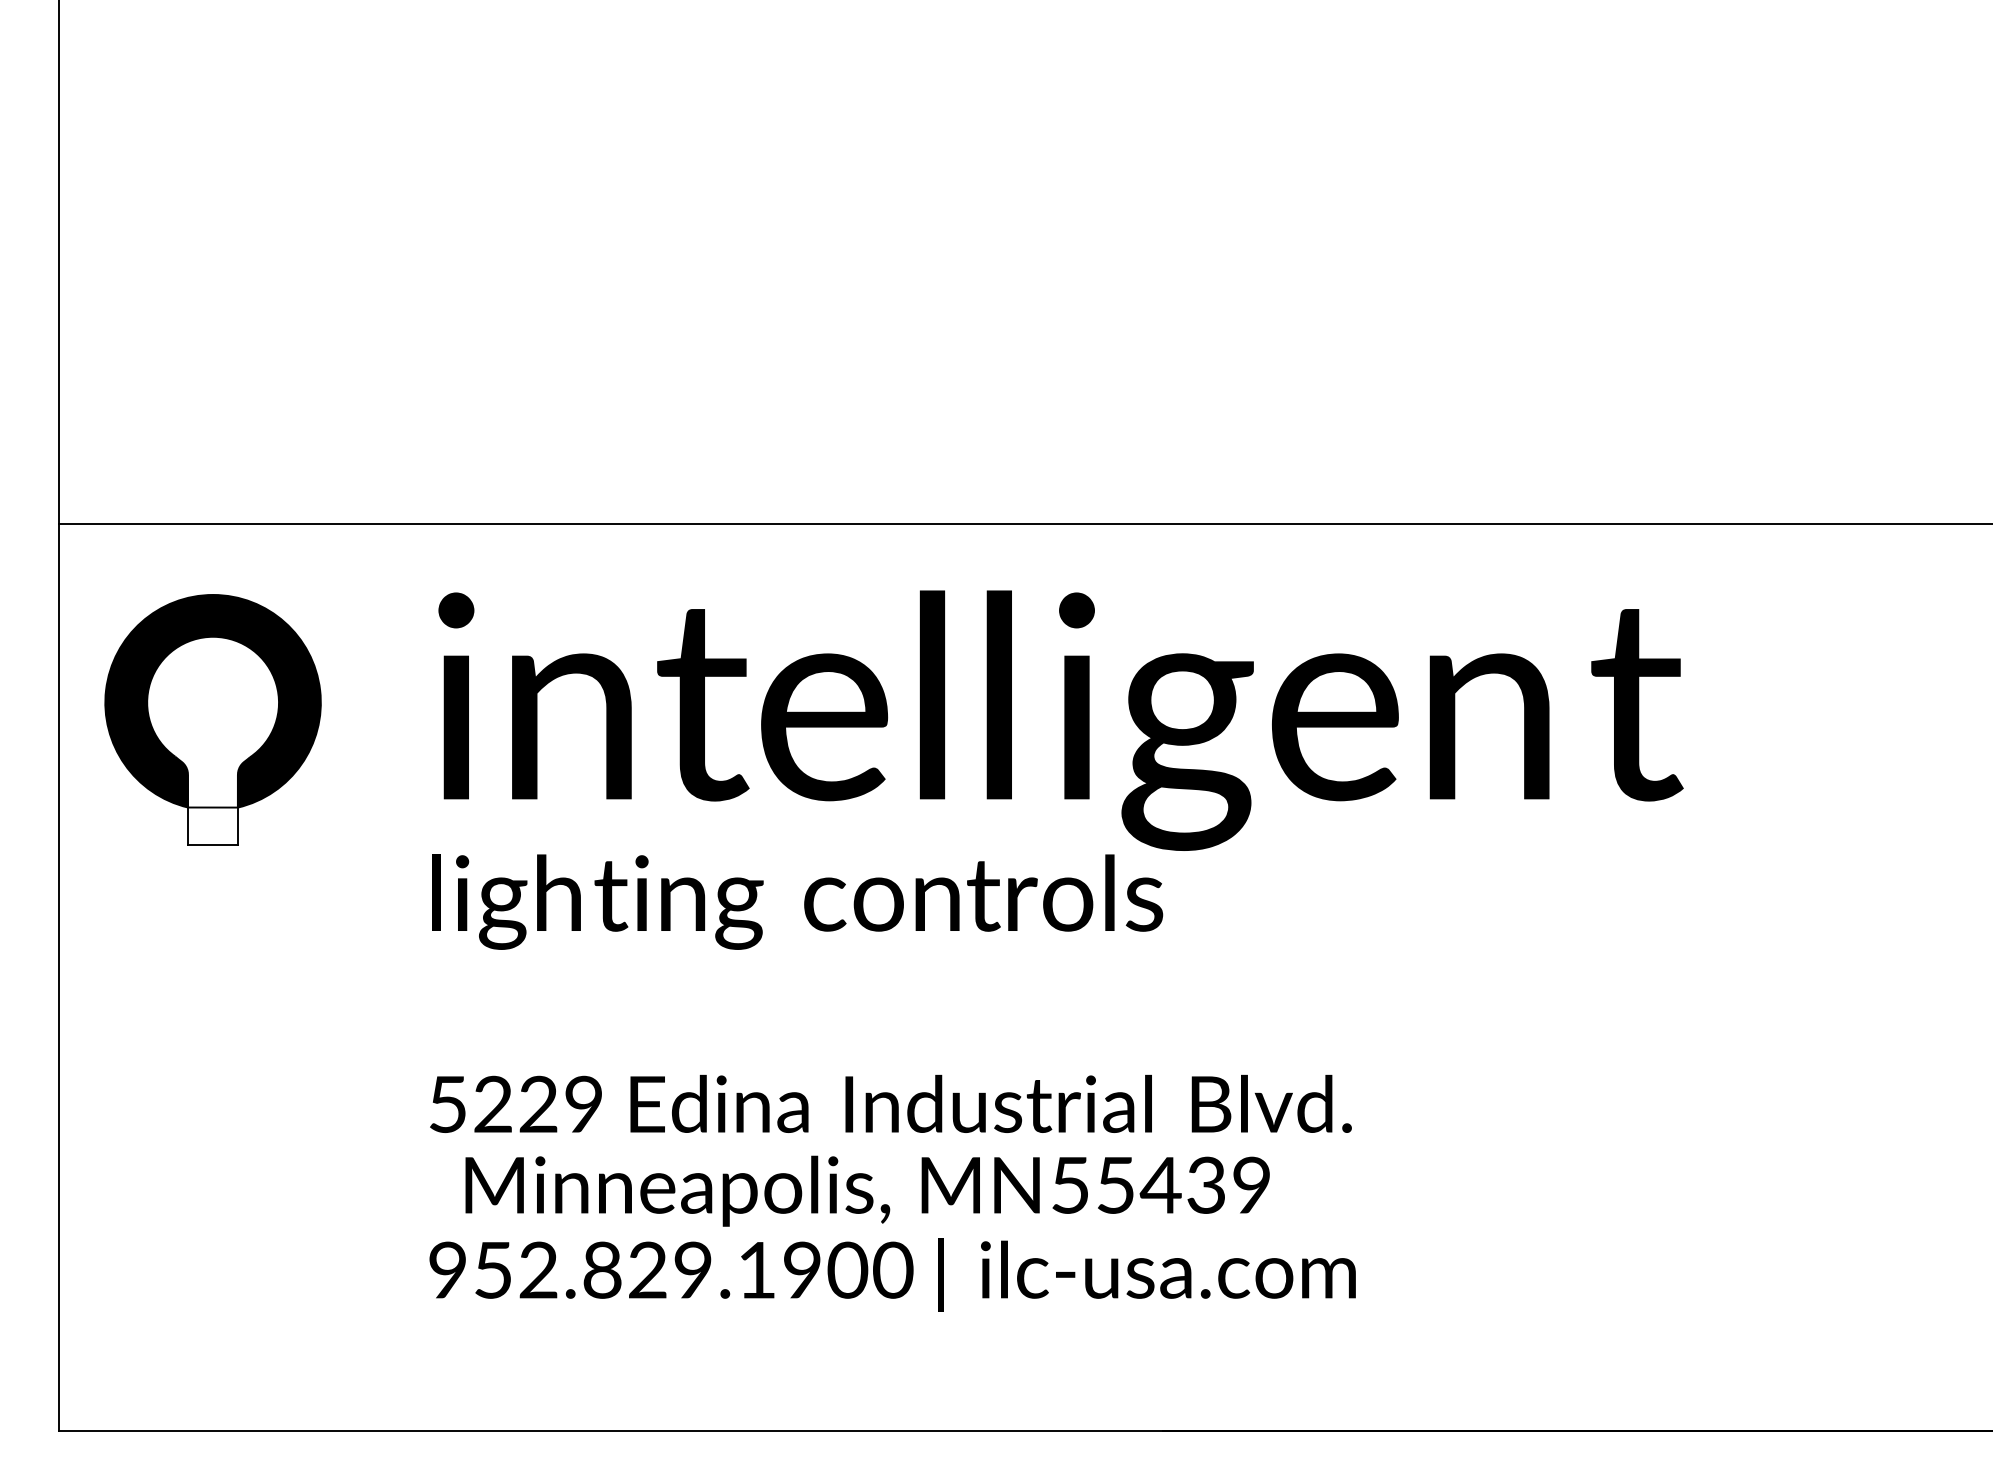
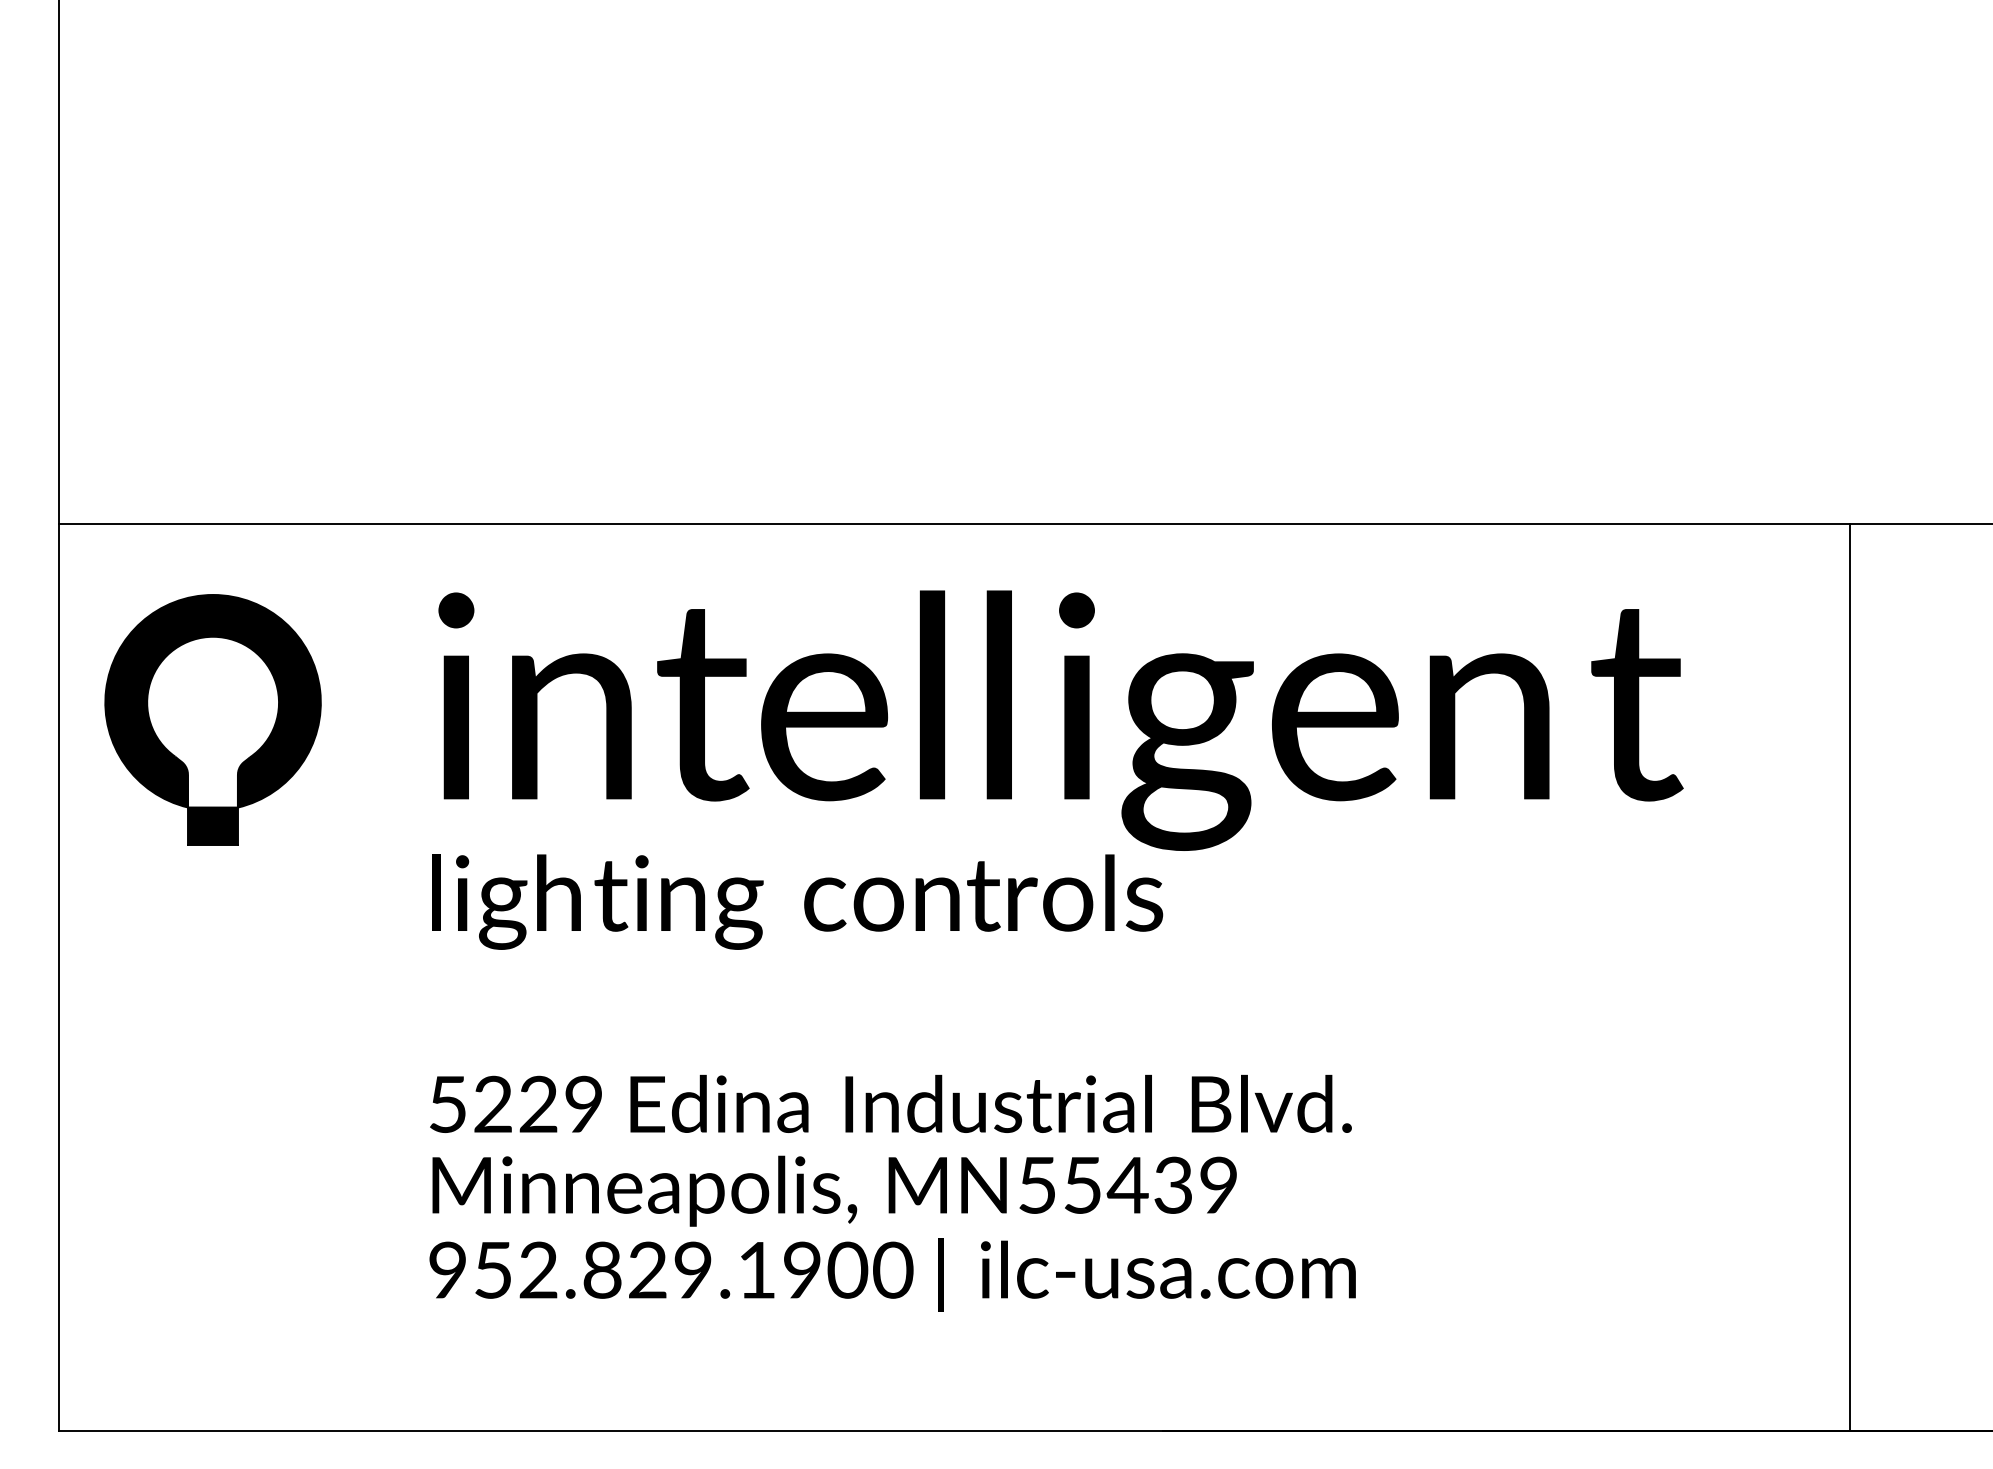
fill: none -> present (212, 826)
line: none -> present (1850, 977)
text position: (867, 1190) -> (834, 1190) (834, 1190)
